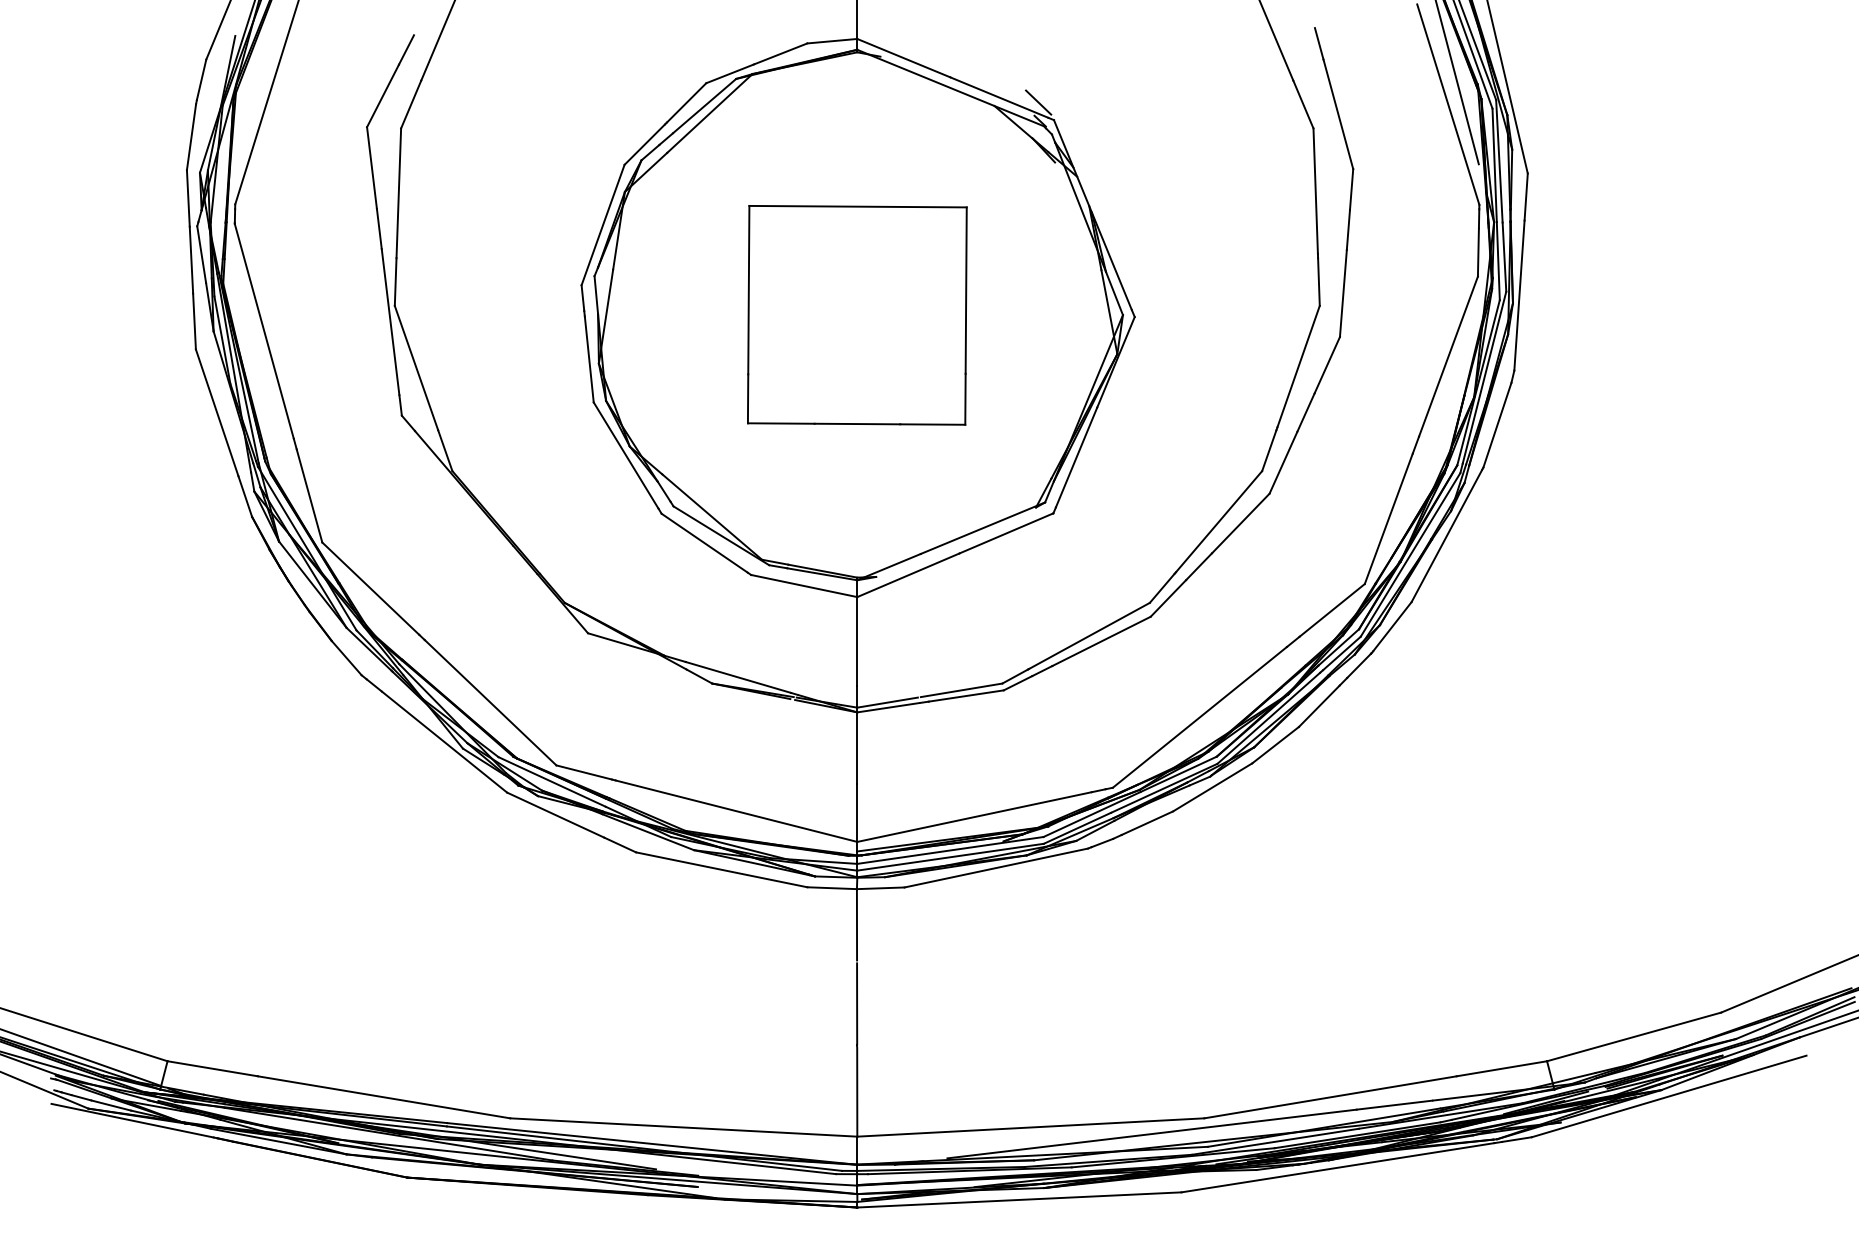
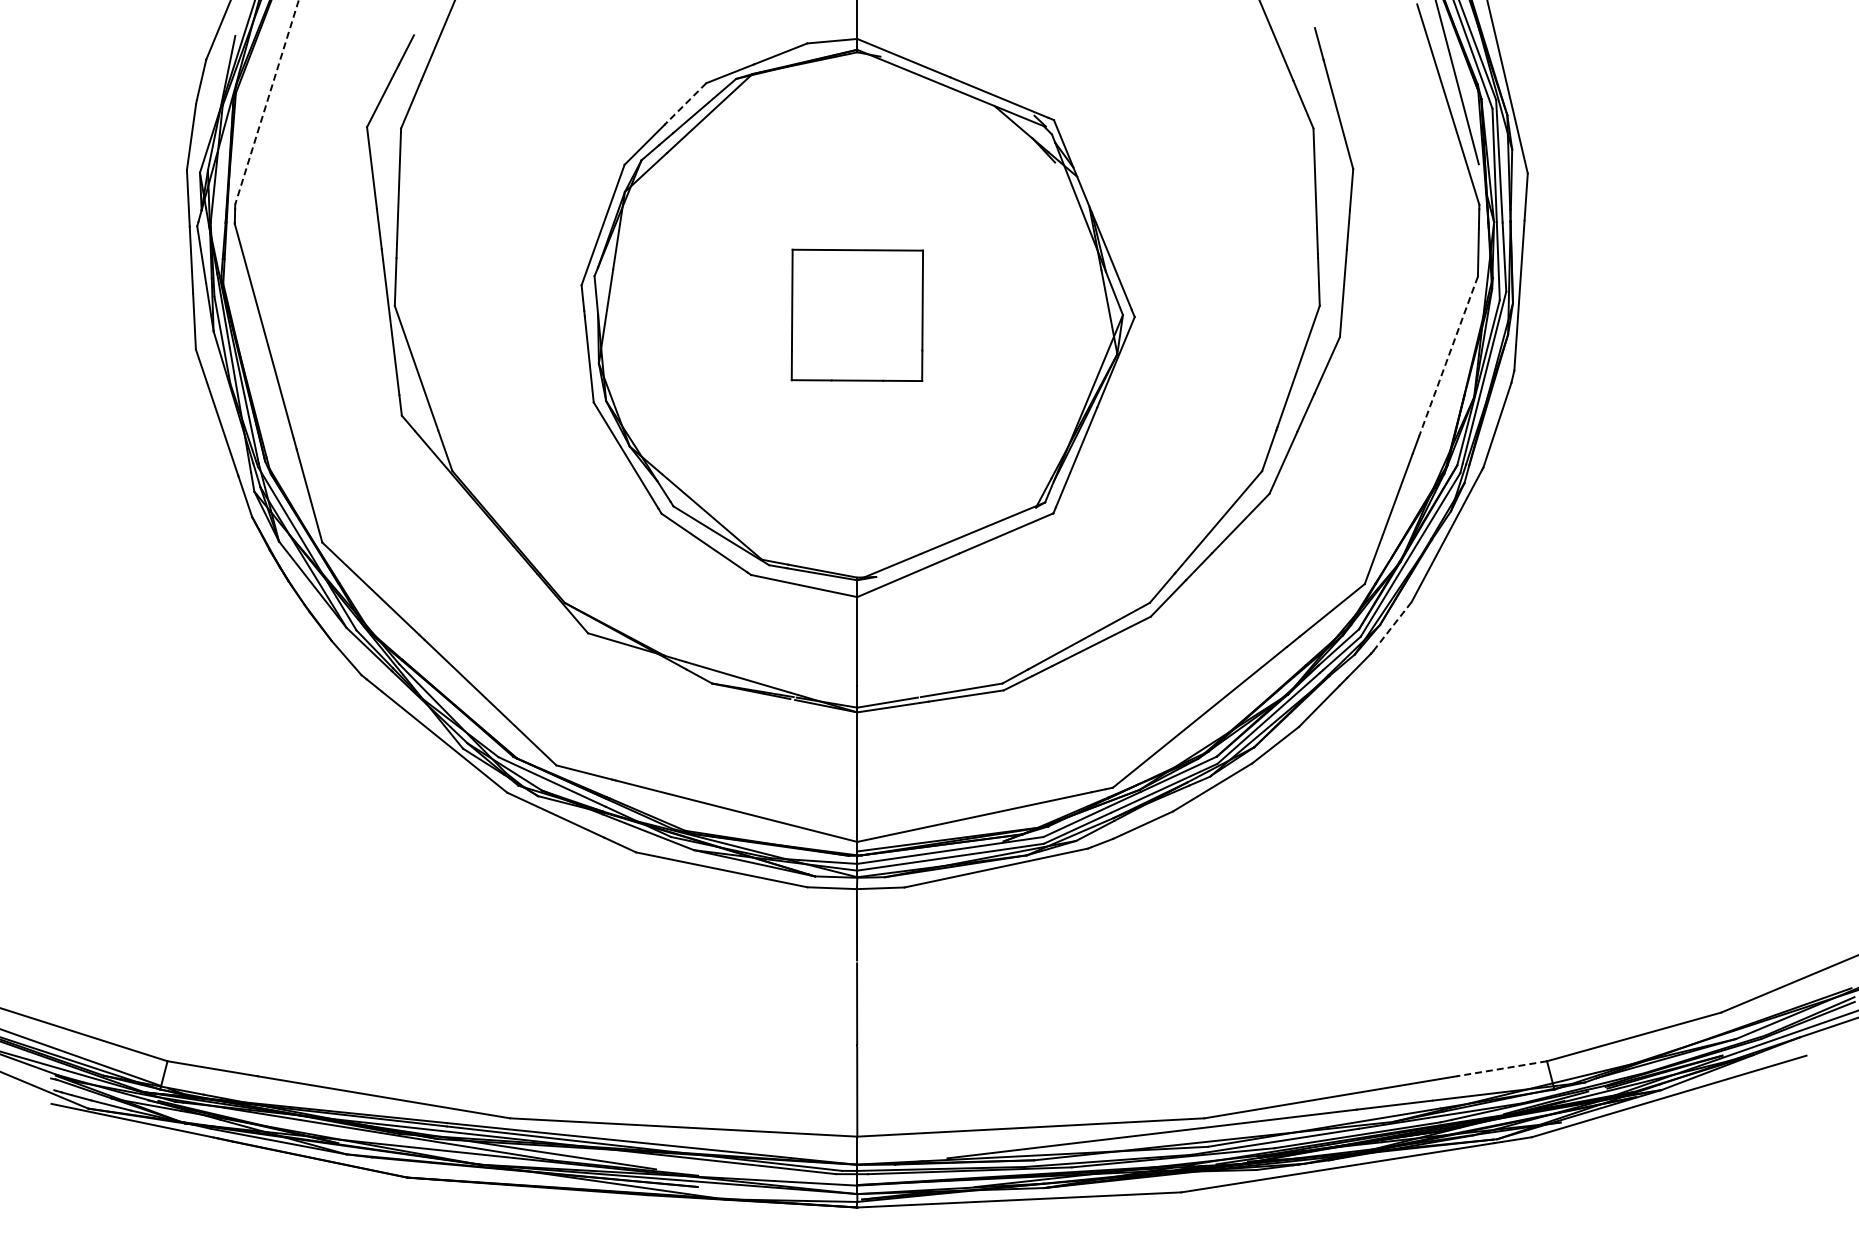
line: solid -> dashed (267, 102)
line: solid -> dashed (686, 102)
line: present -> none (1038, 102)
part size: 221x221 px -> 134x134 px (856, 314)
line: solid -> dashed (1448, 357)
line: solid -> dashed (1392, 626)
line: solid -> dashed (1501, 1068)
